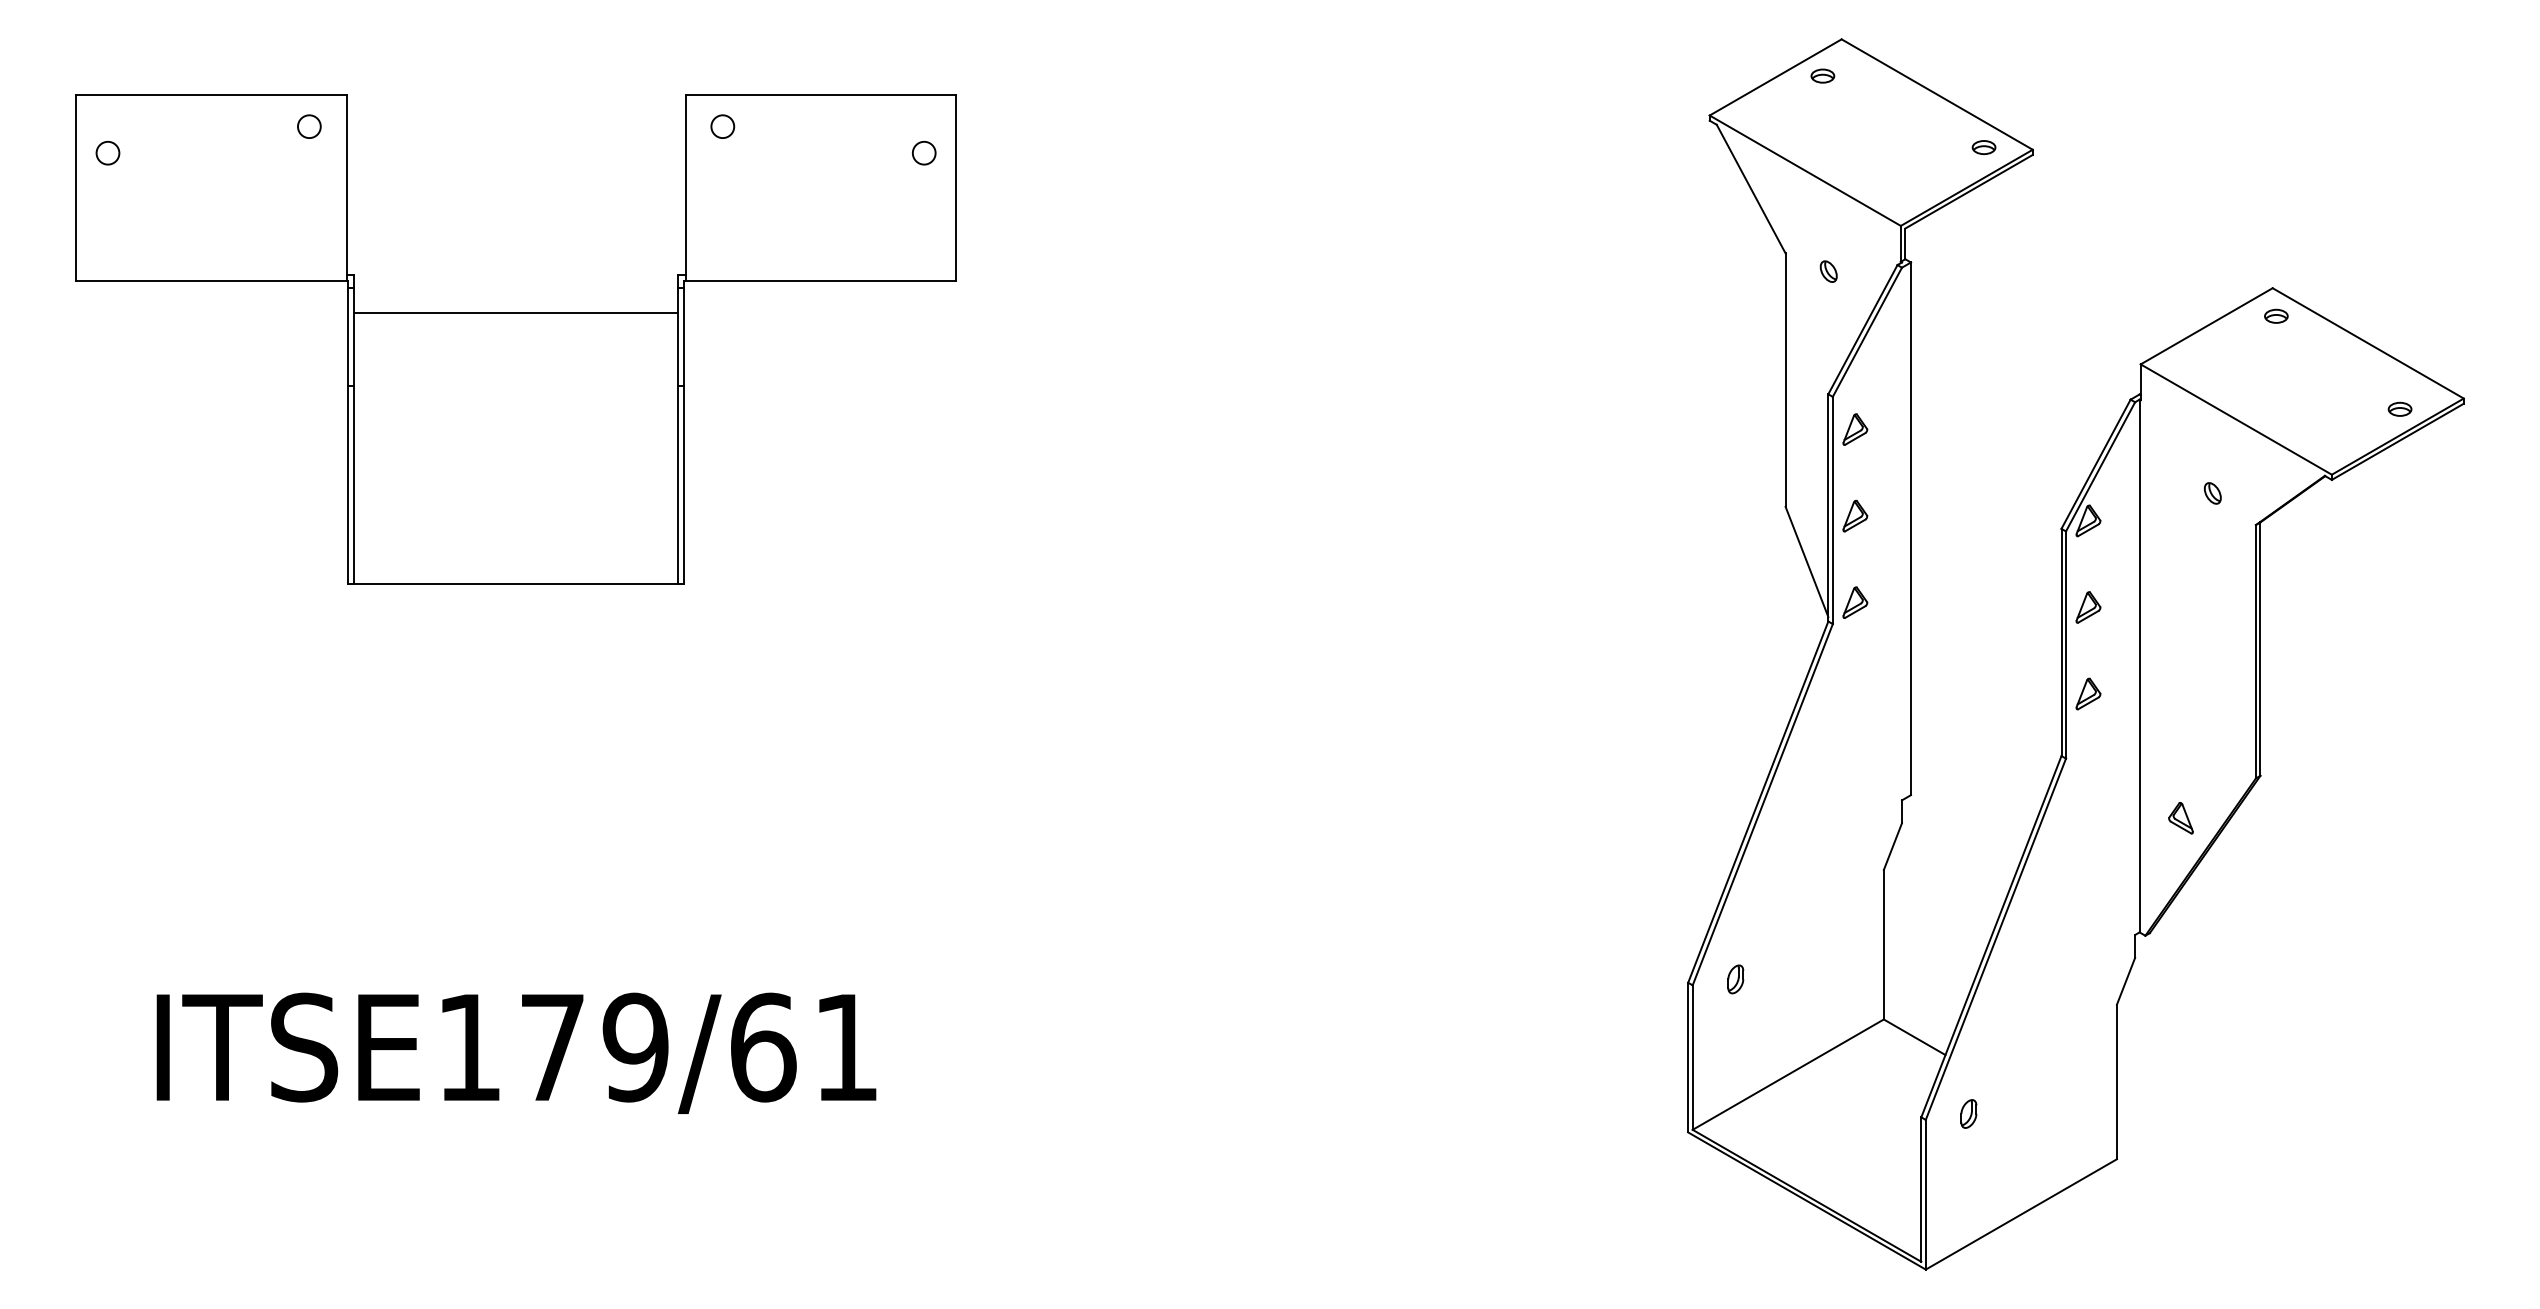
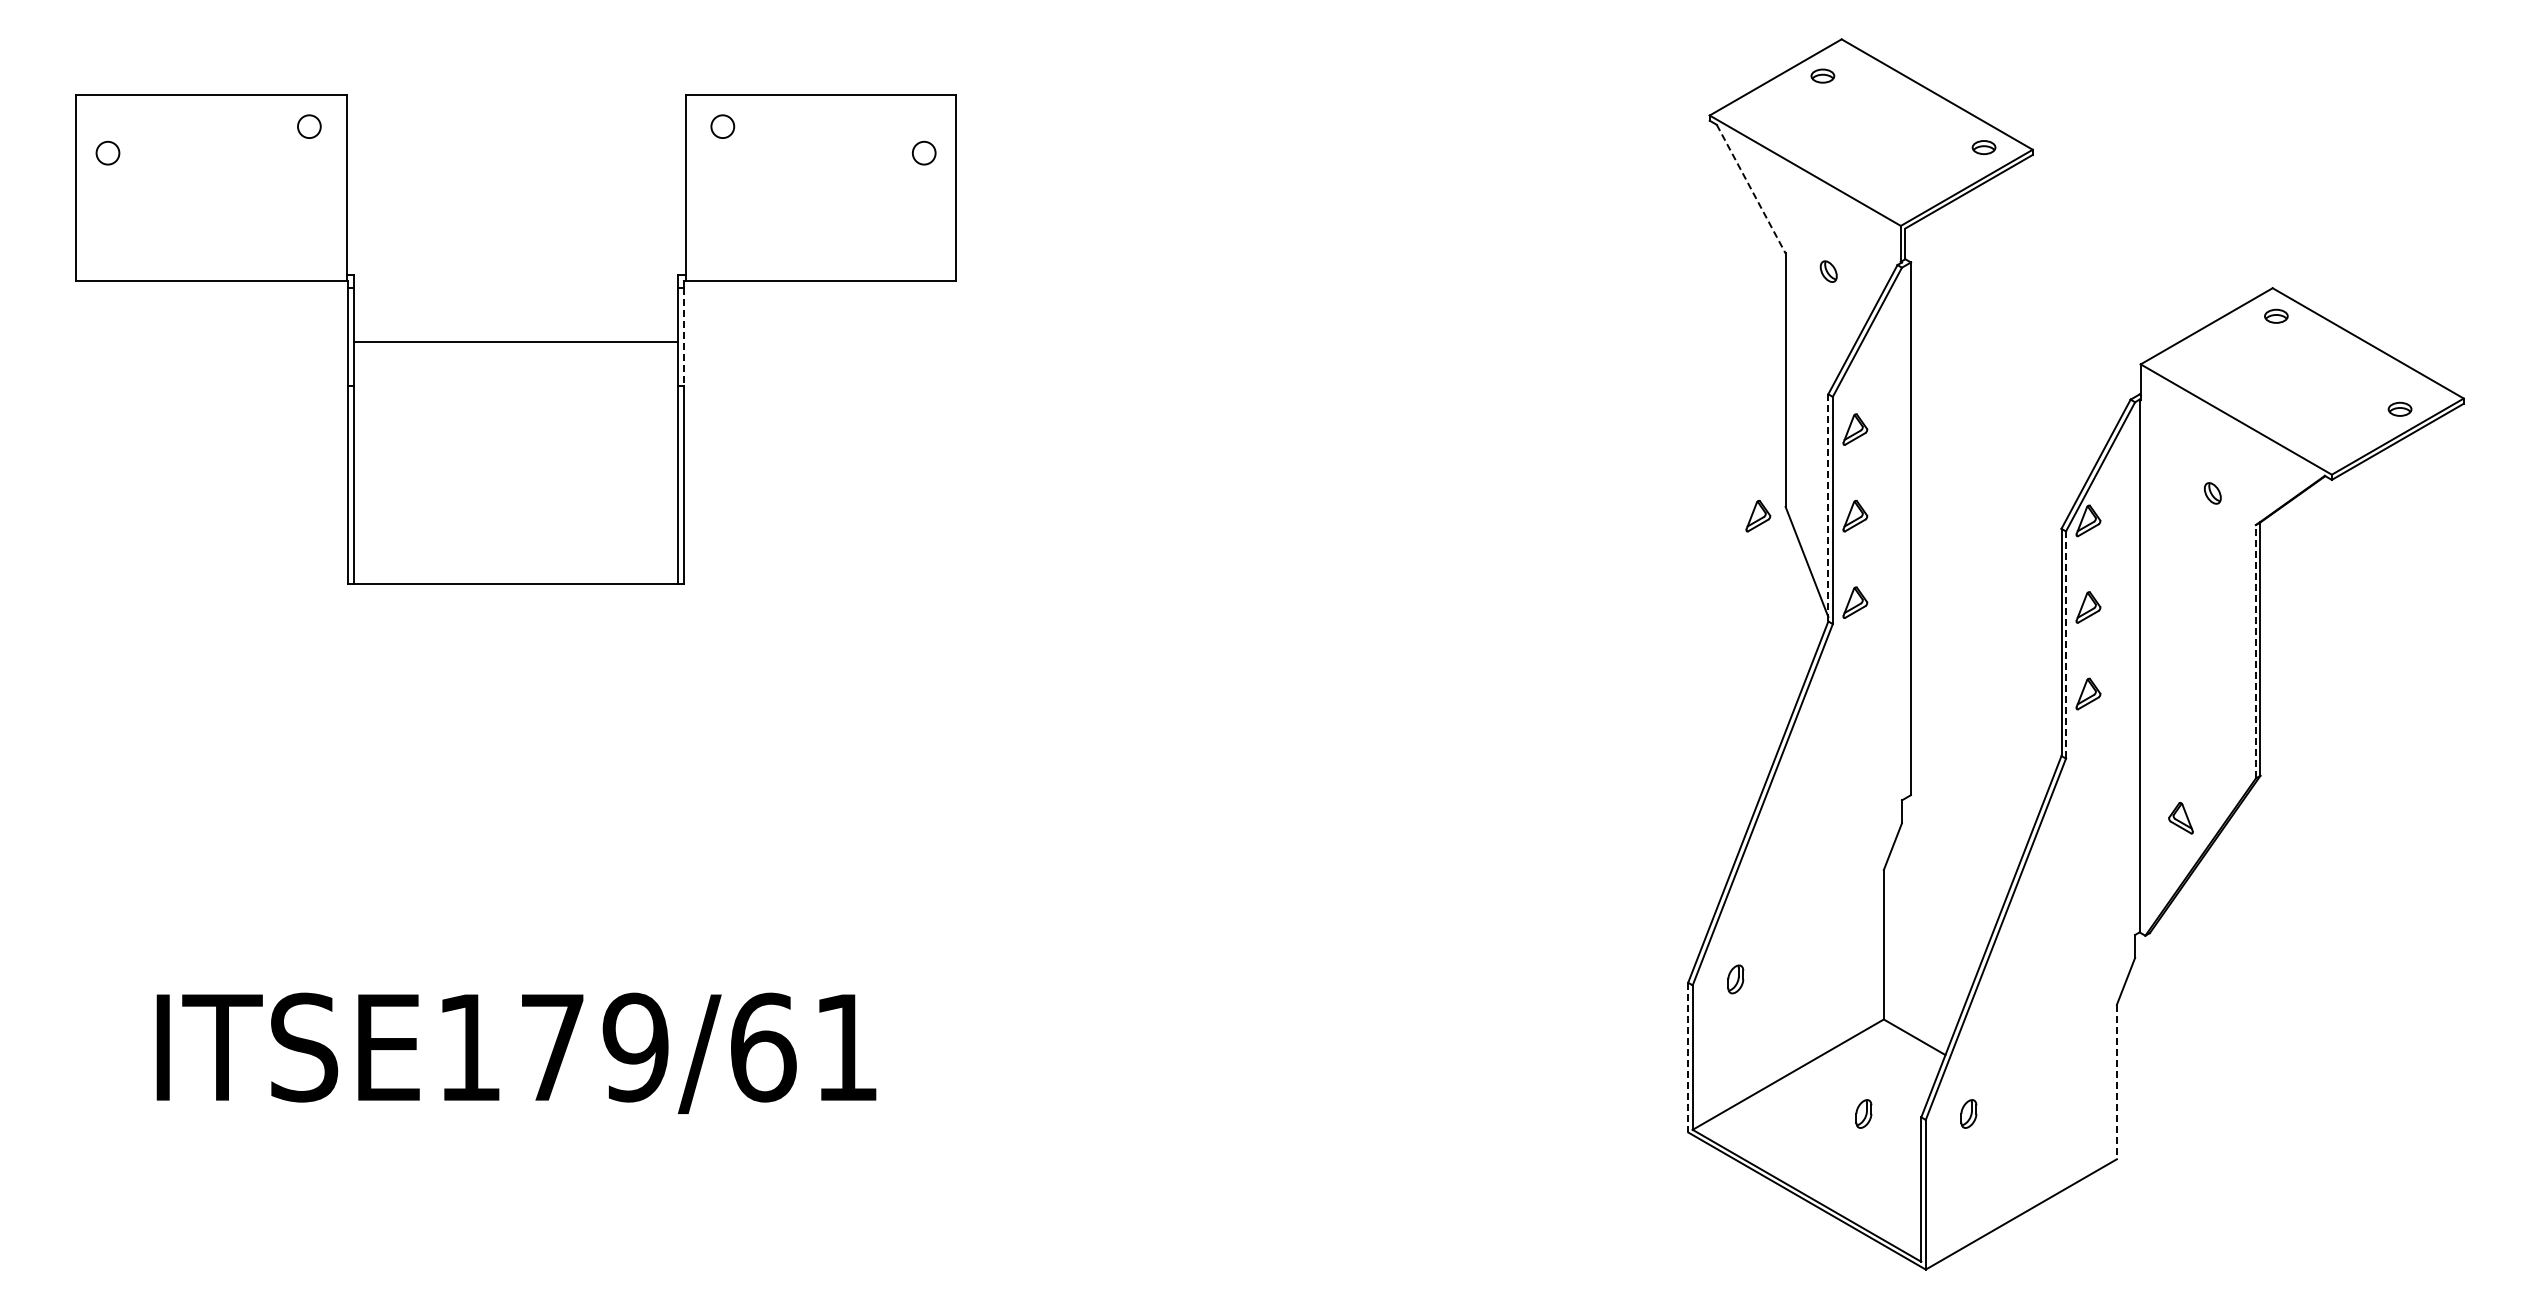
line: solid -> dashed (1751, 189)
line position: (515, 313) -> (515, 342) (515, 342)
line: solid -> dashed (684, 336)
line: solid -> dashed (1828, 507)
part: none -> present (1758, 515)
line: solid -> dashed (2066, 645)
line: solid -> dashed (2255, 651)
line: solid -> dashed (1688, 1057)
line: solid -> dashed (2116, 1082)
part: none -> present (1863, 1113)
